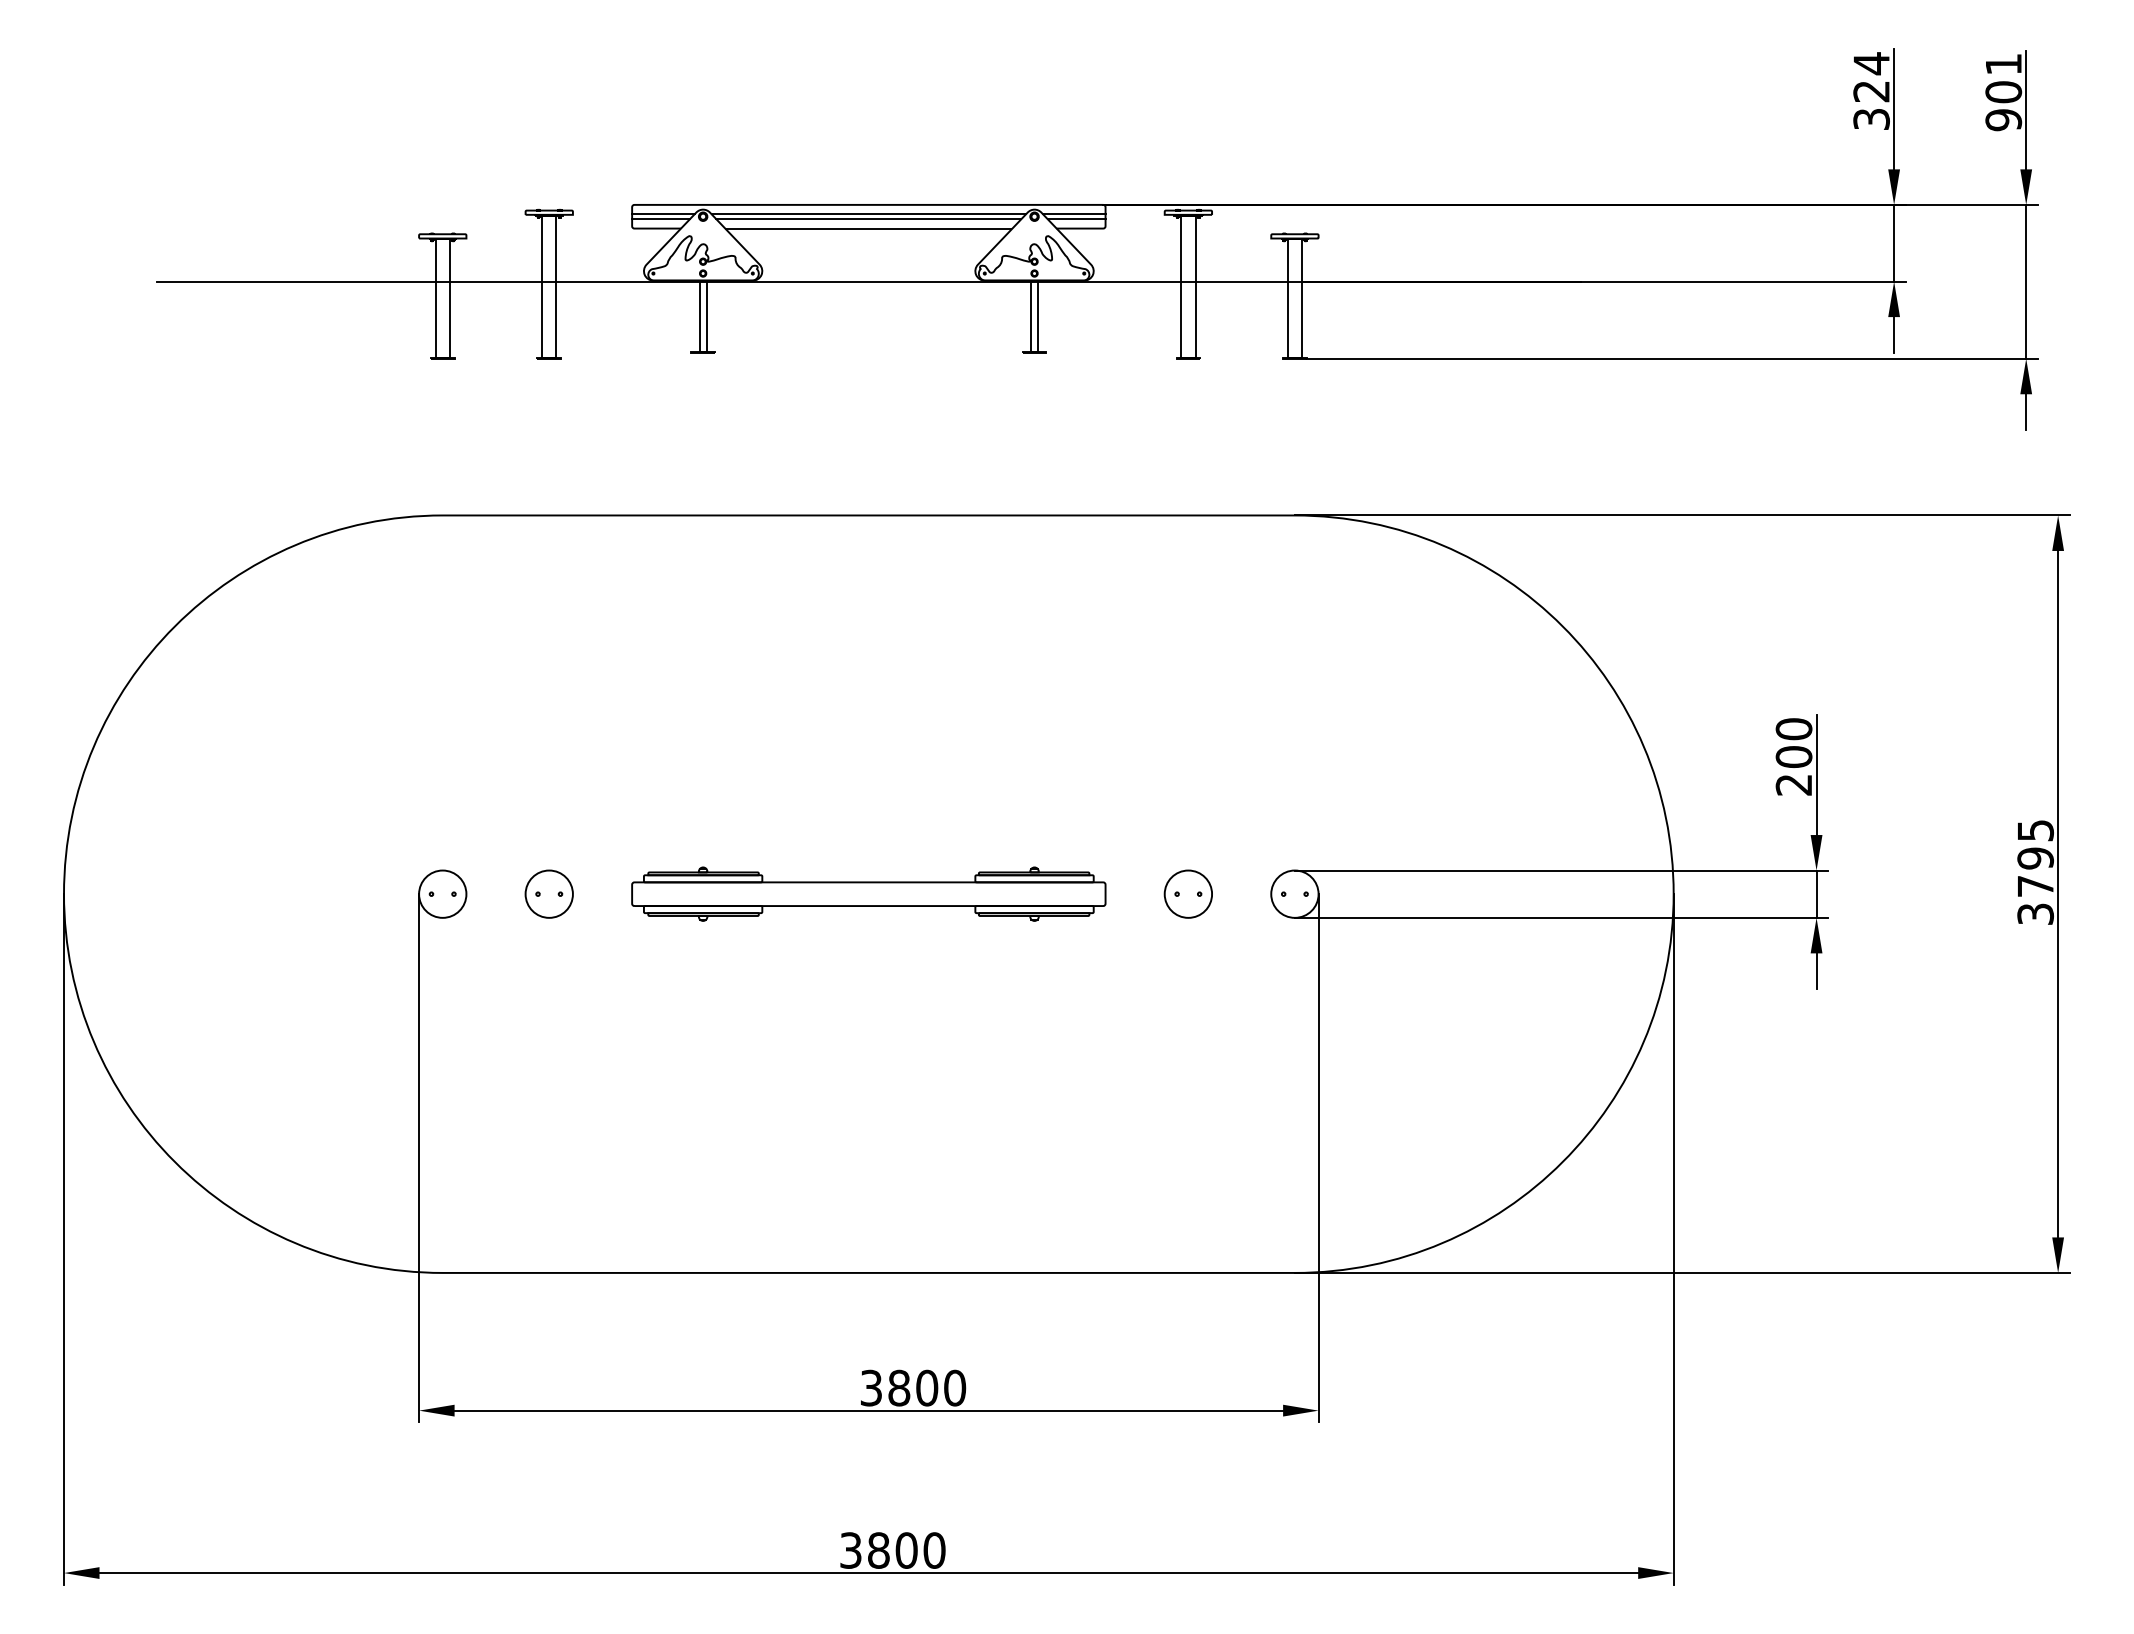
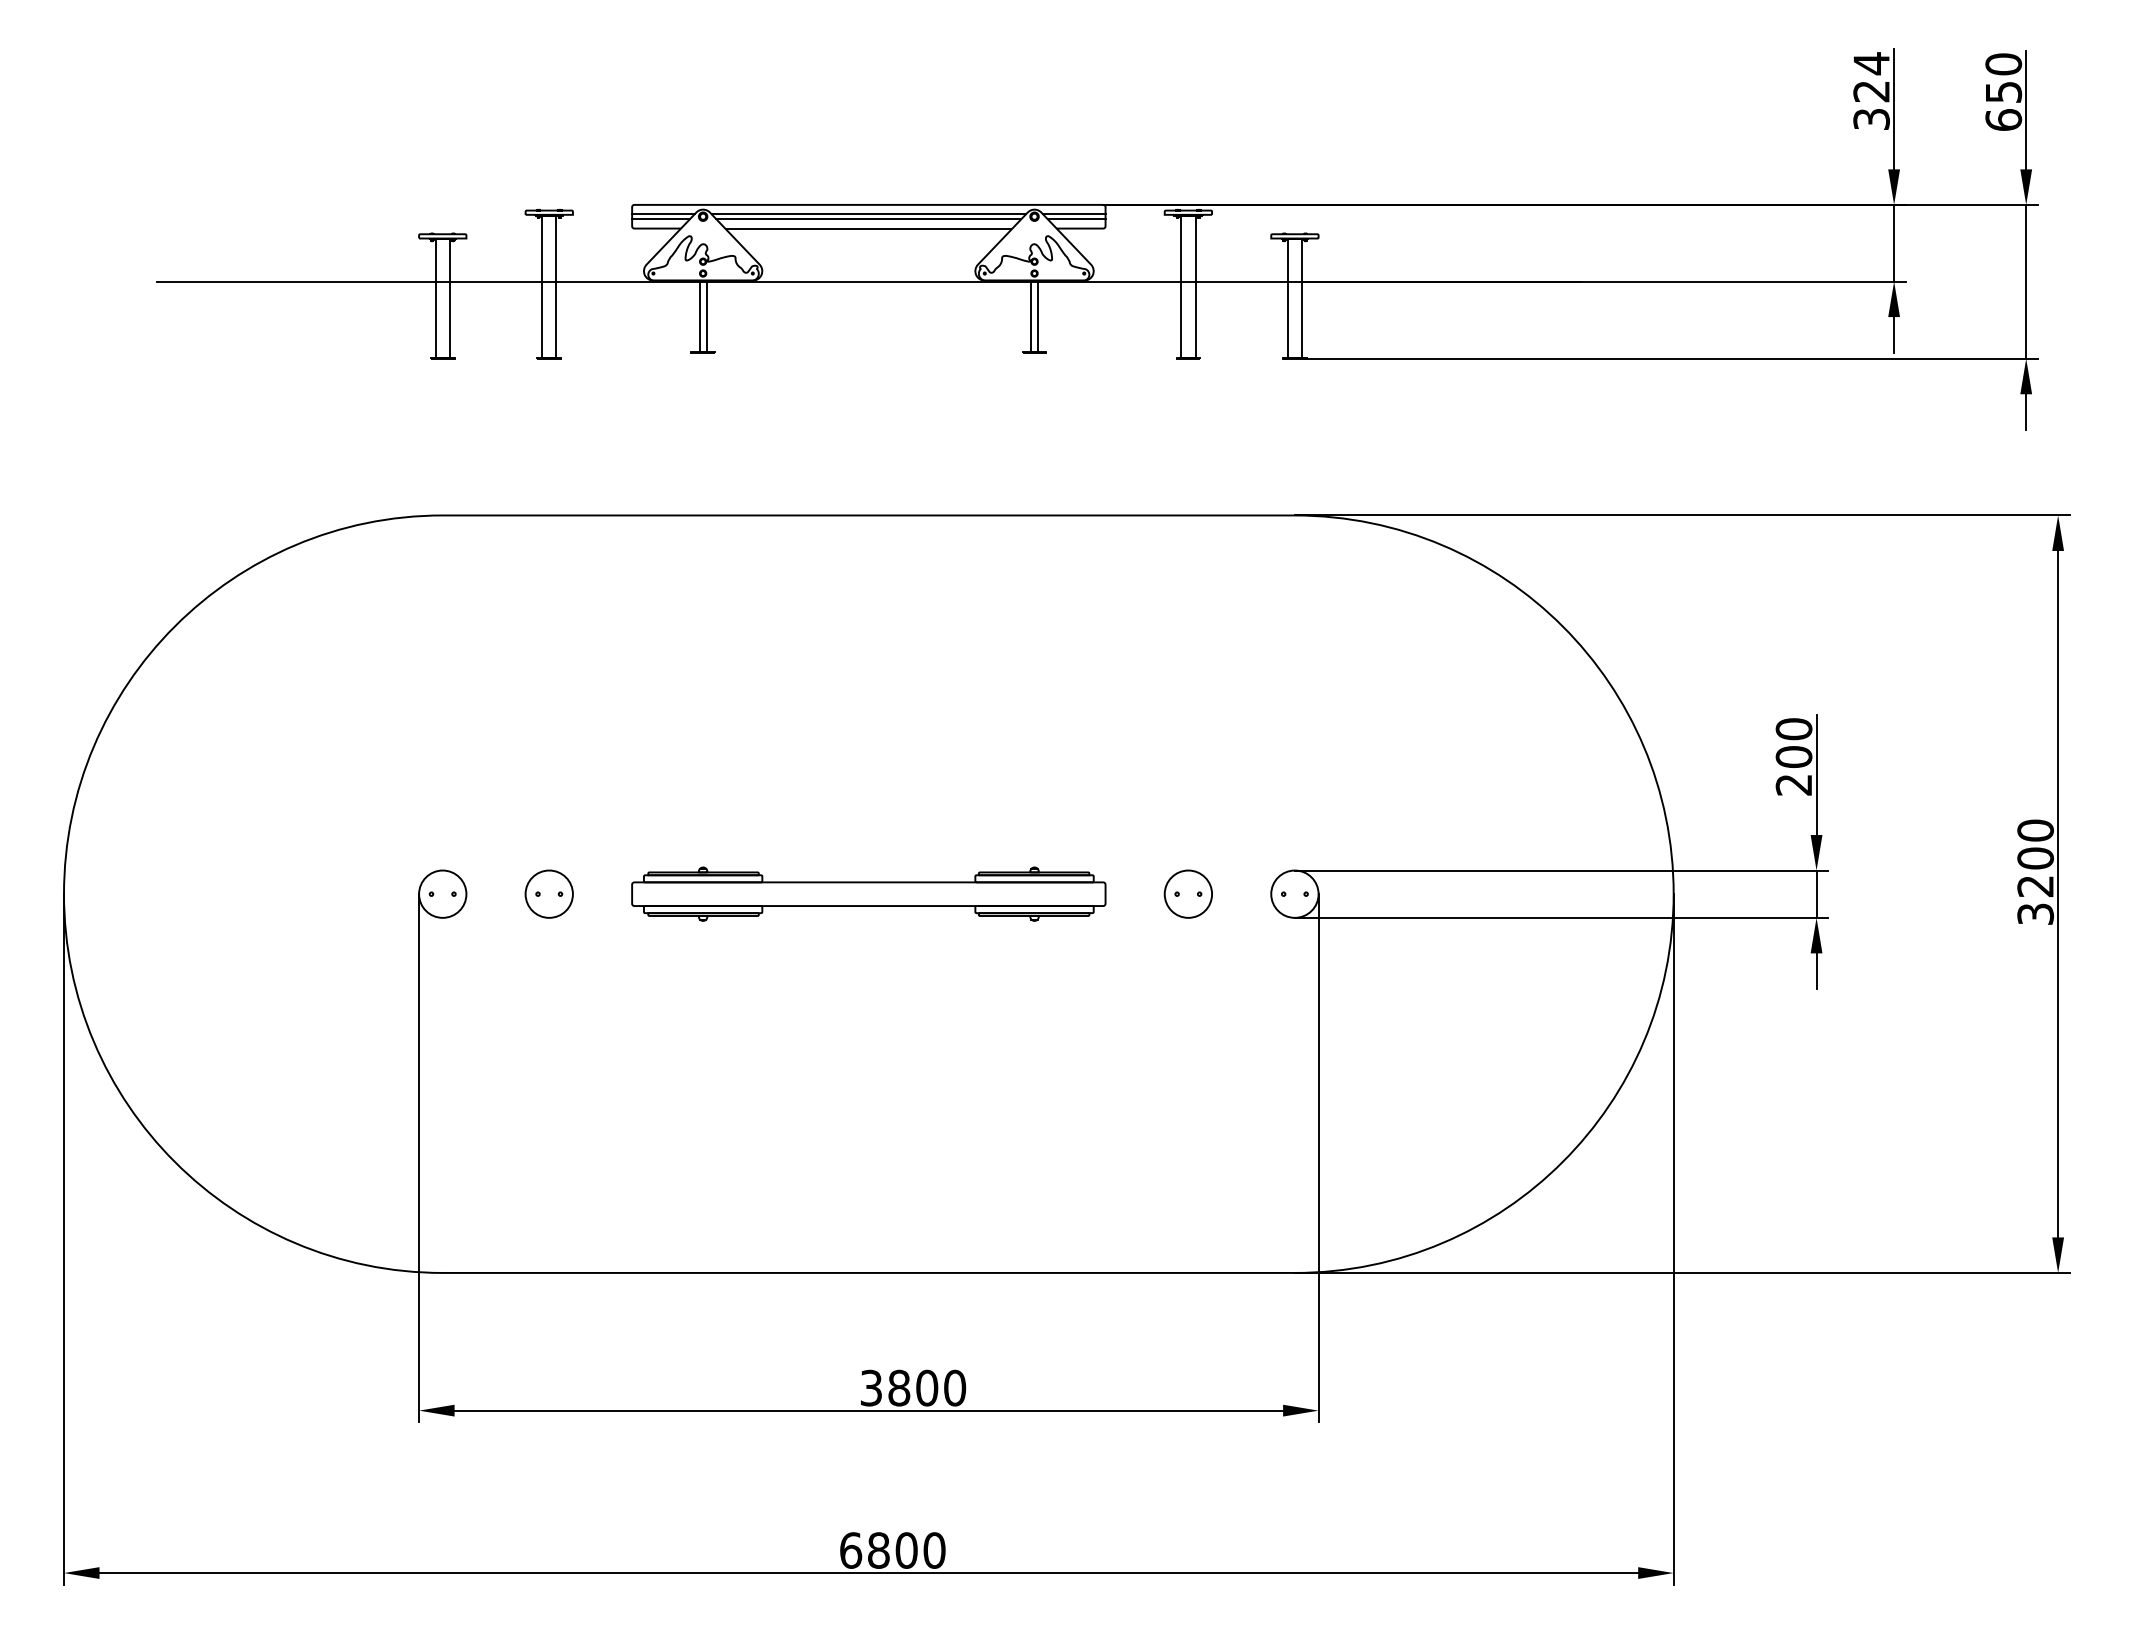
text: 901 -> 650 (2003, 92)
text: 3795 -> 3200 (2035, 858)
text: 3800 -> 6800 (851, 1550)
